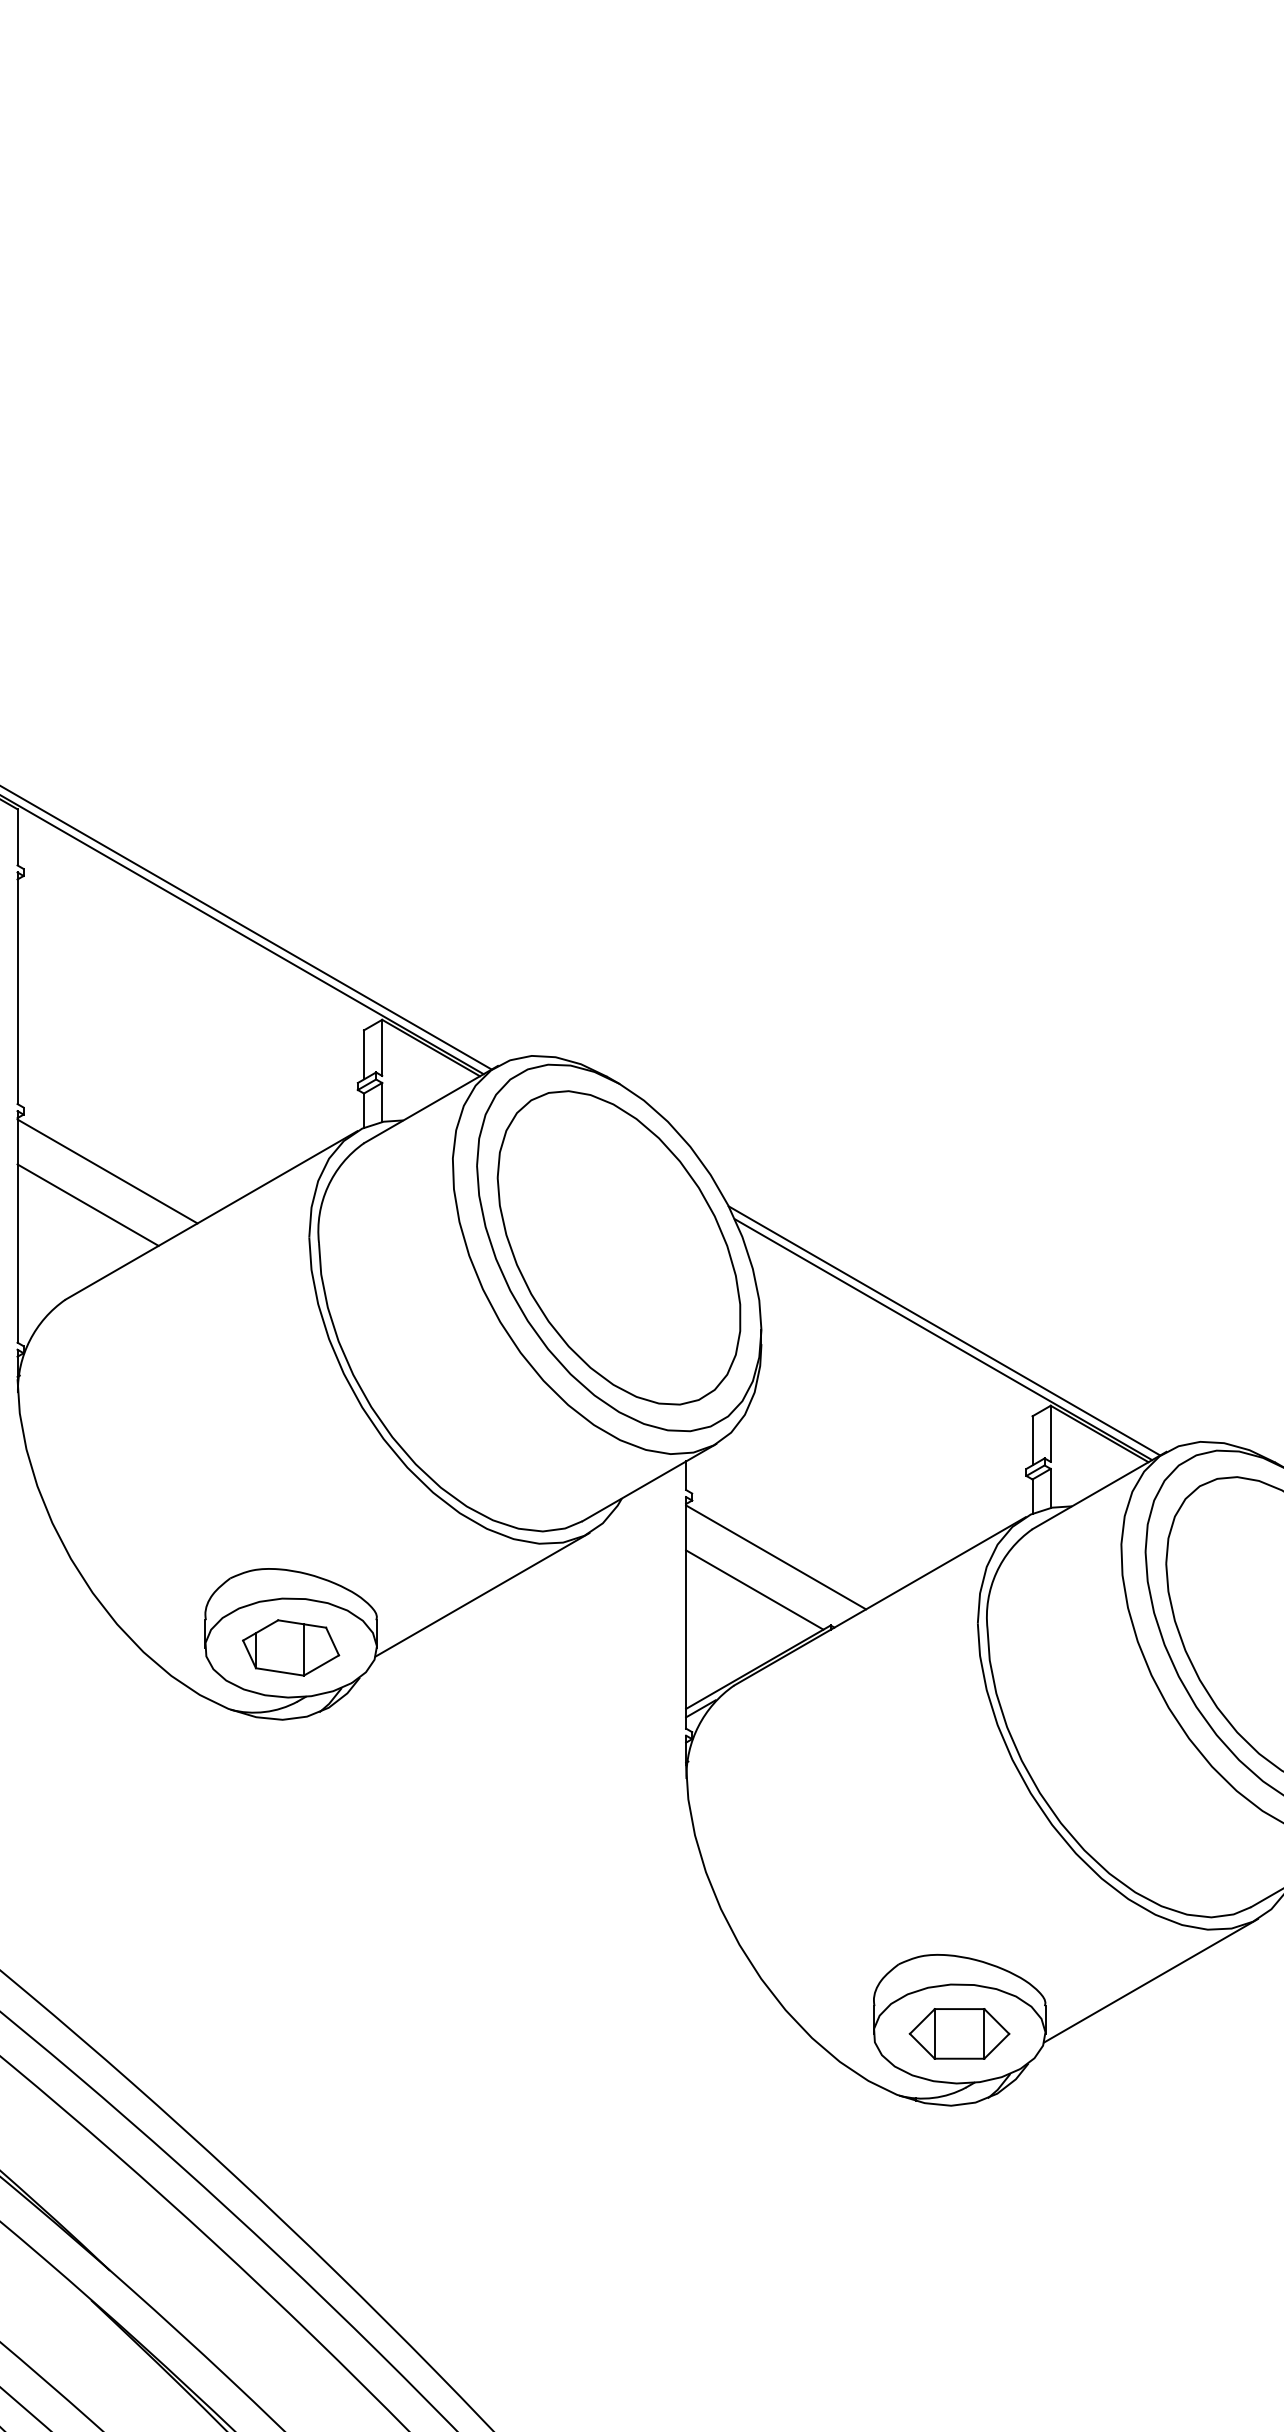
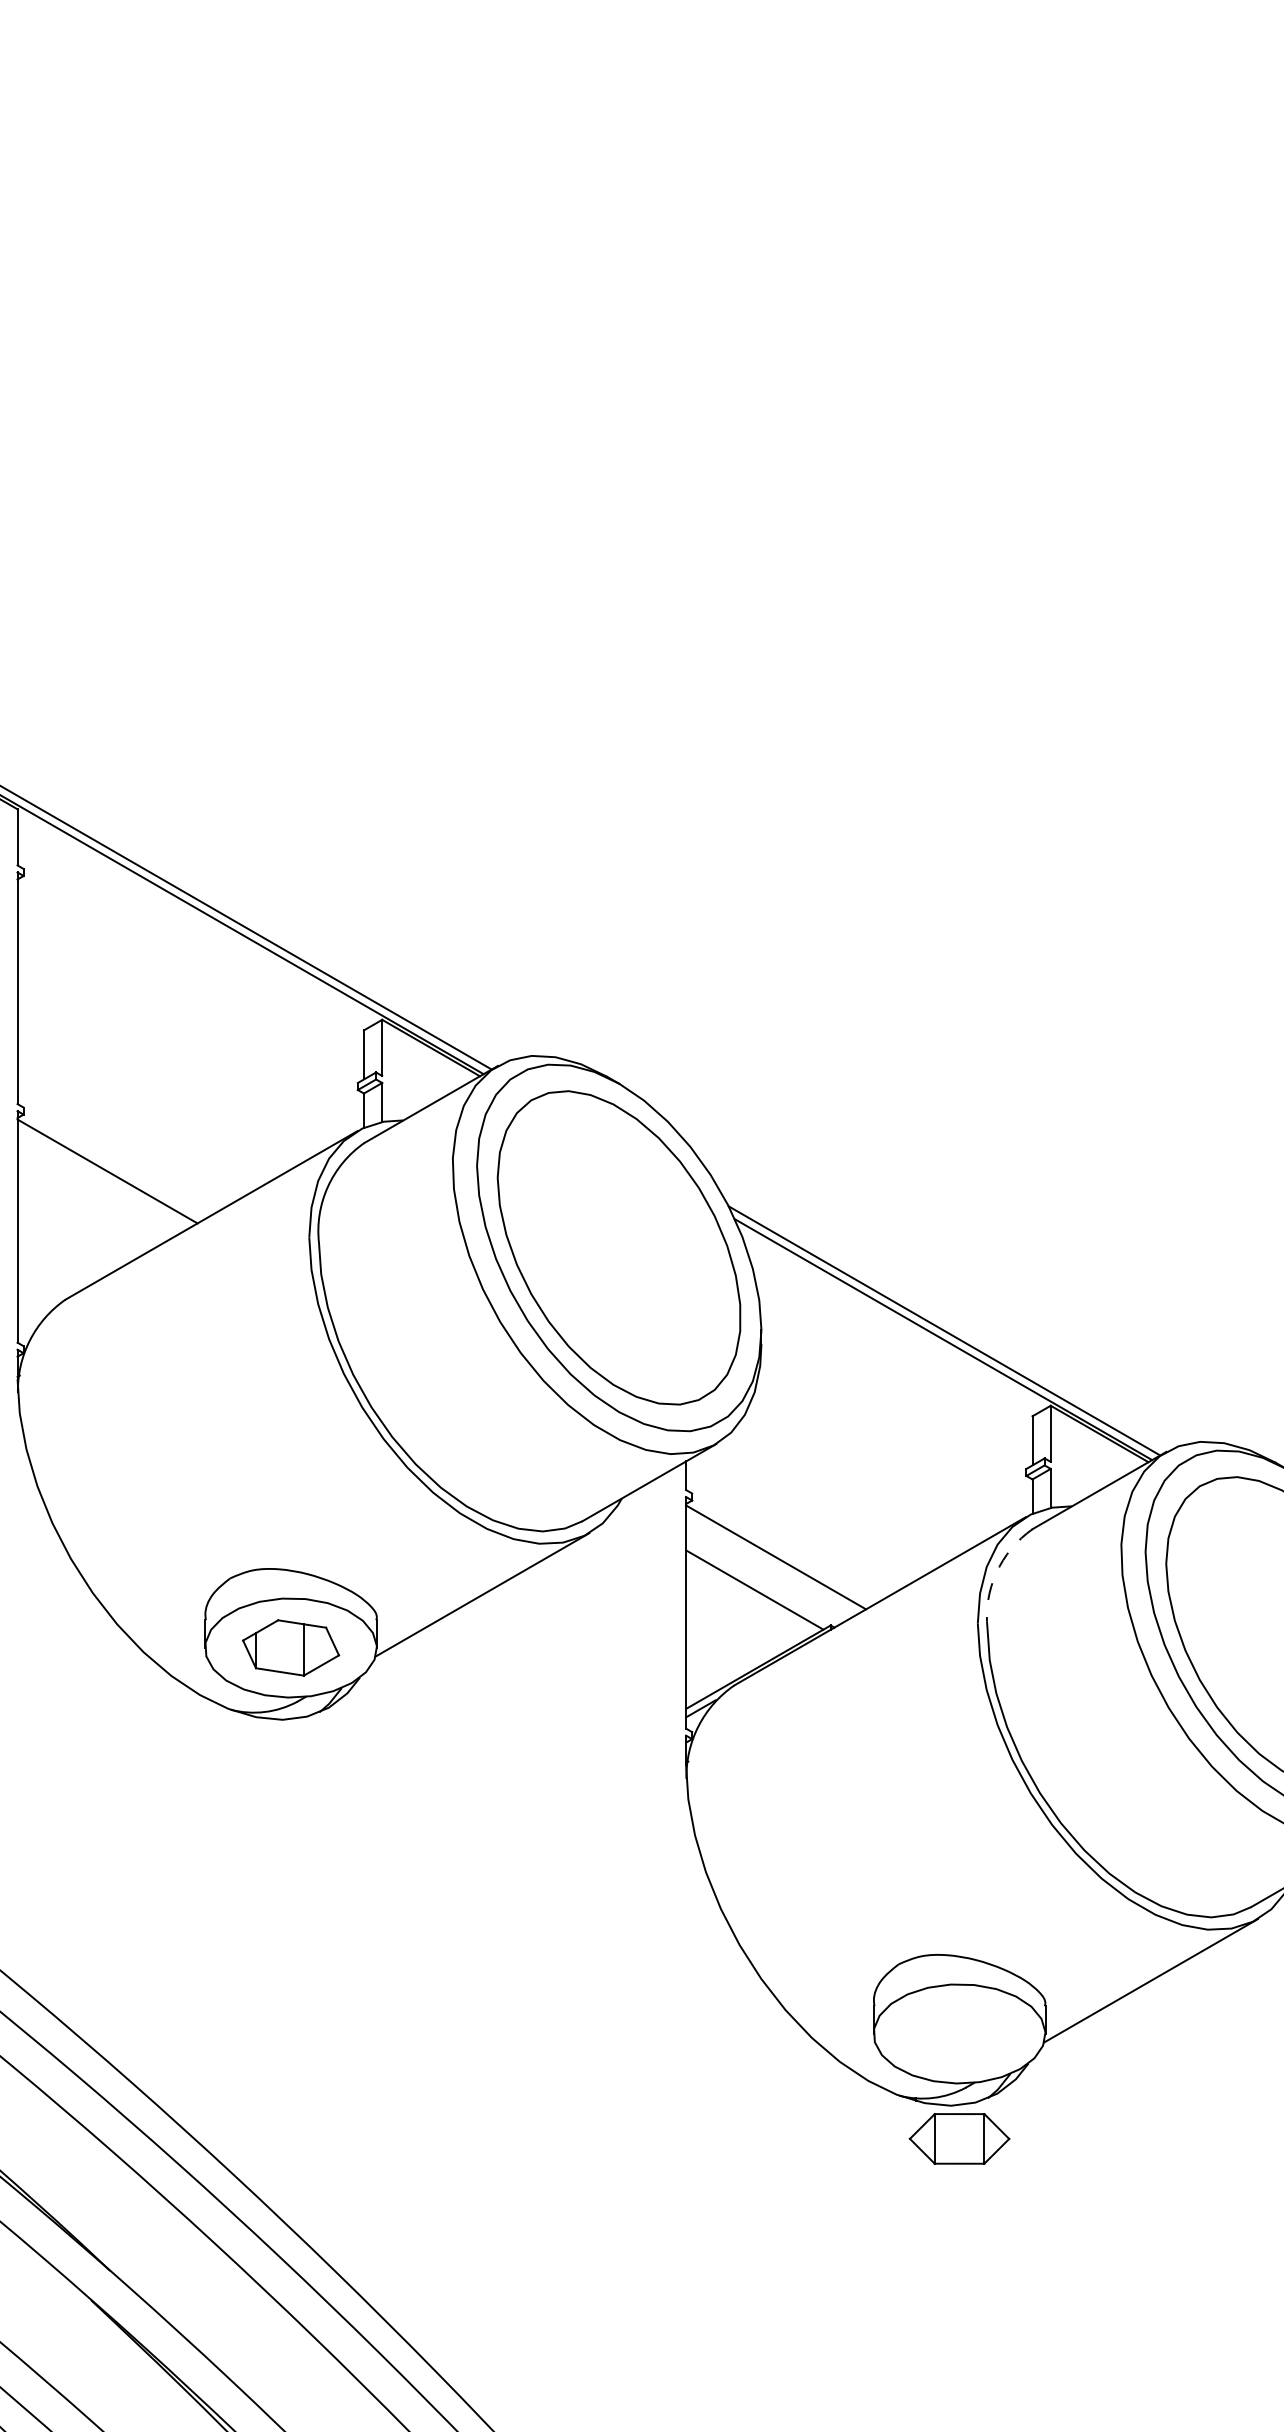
line: present -> none (87, 1204)
arc: solid -> dashed (996, 1572)
part position: (959, 2033) -> (959, 2138) (959, 2138)
